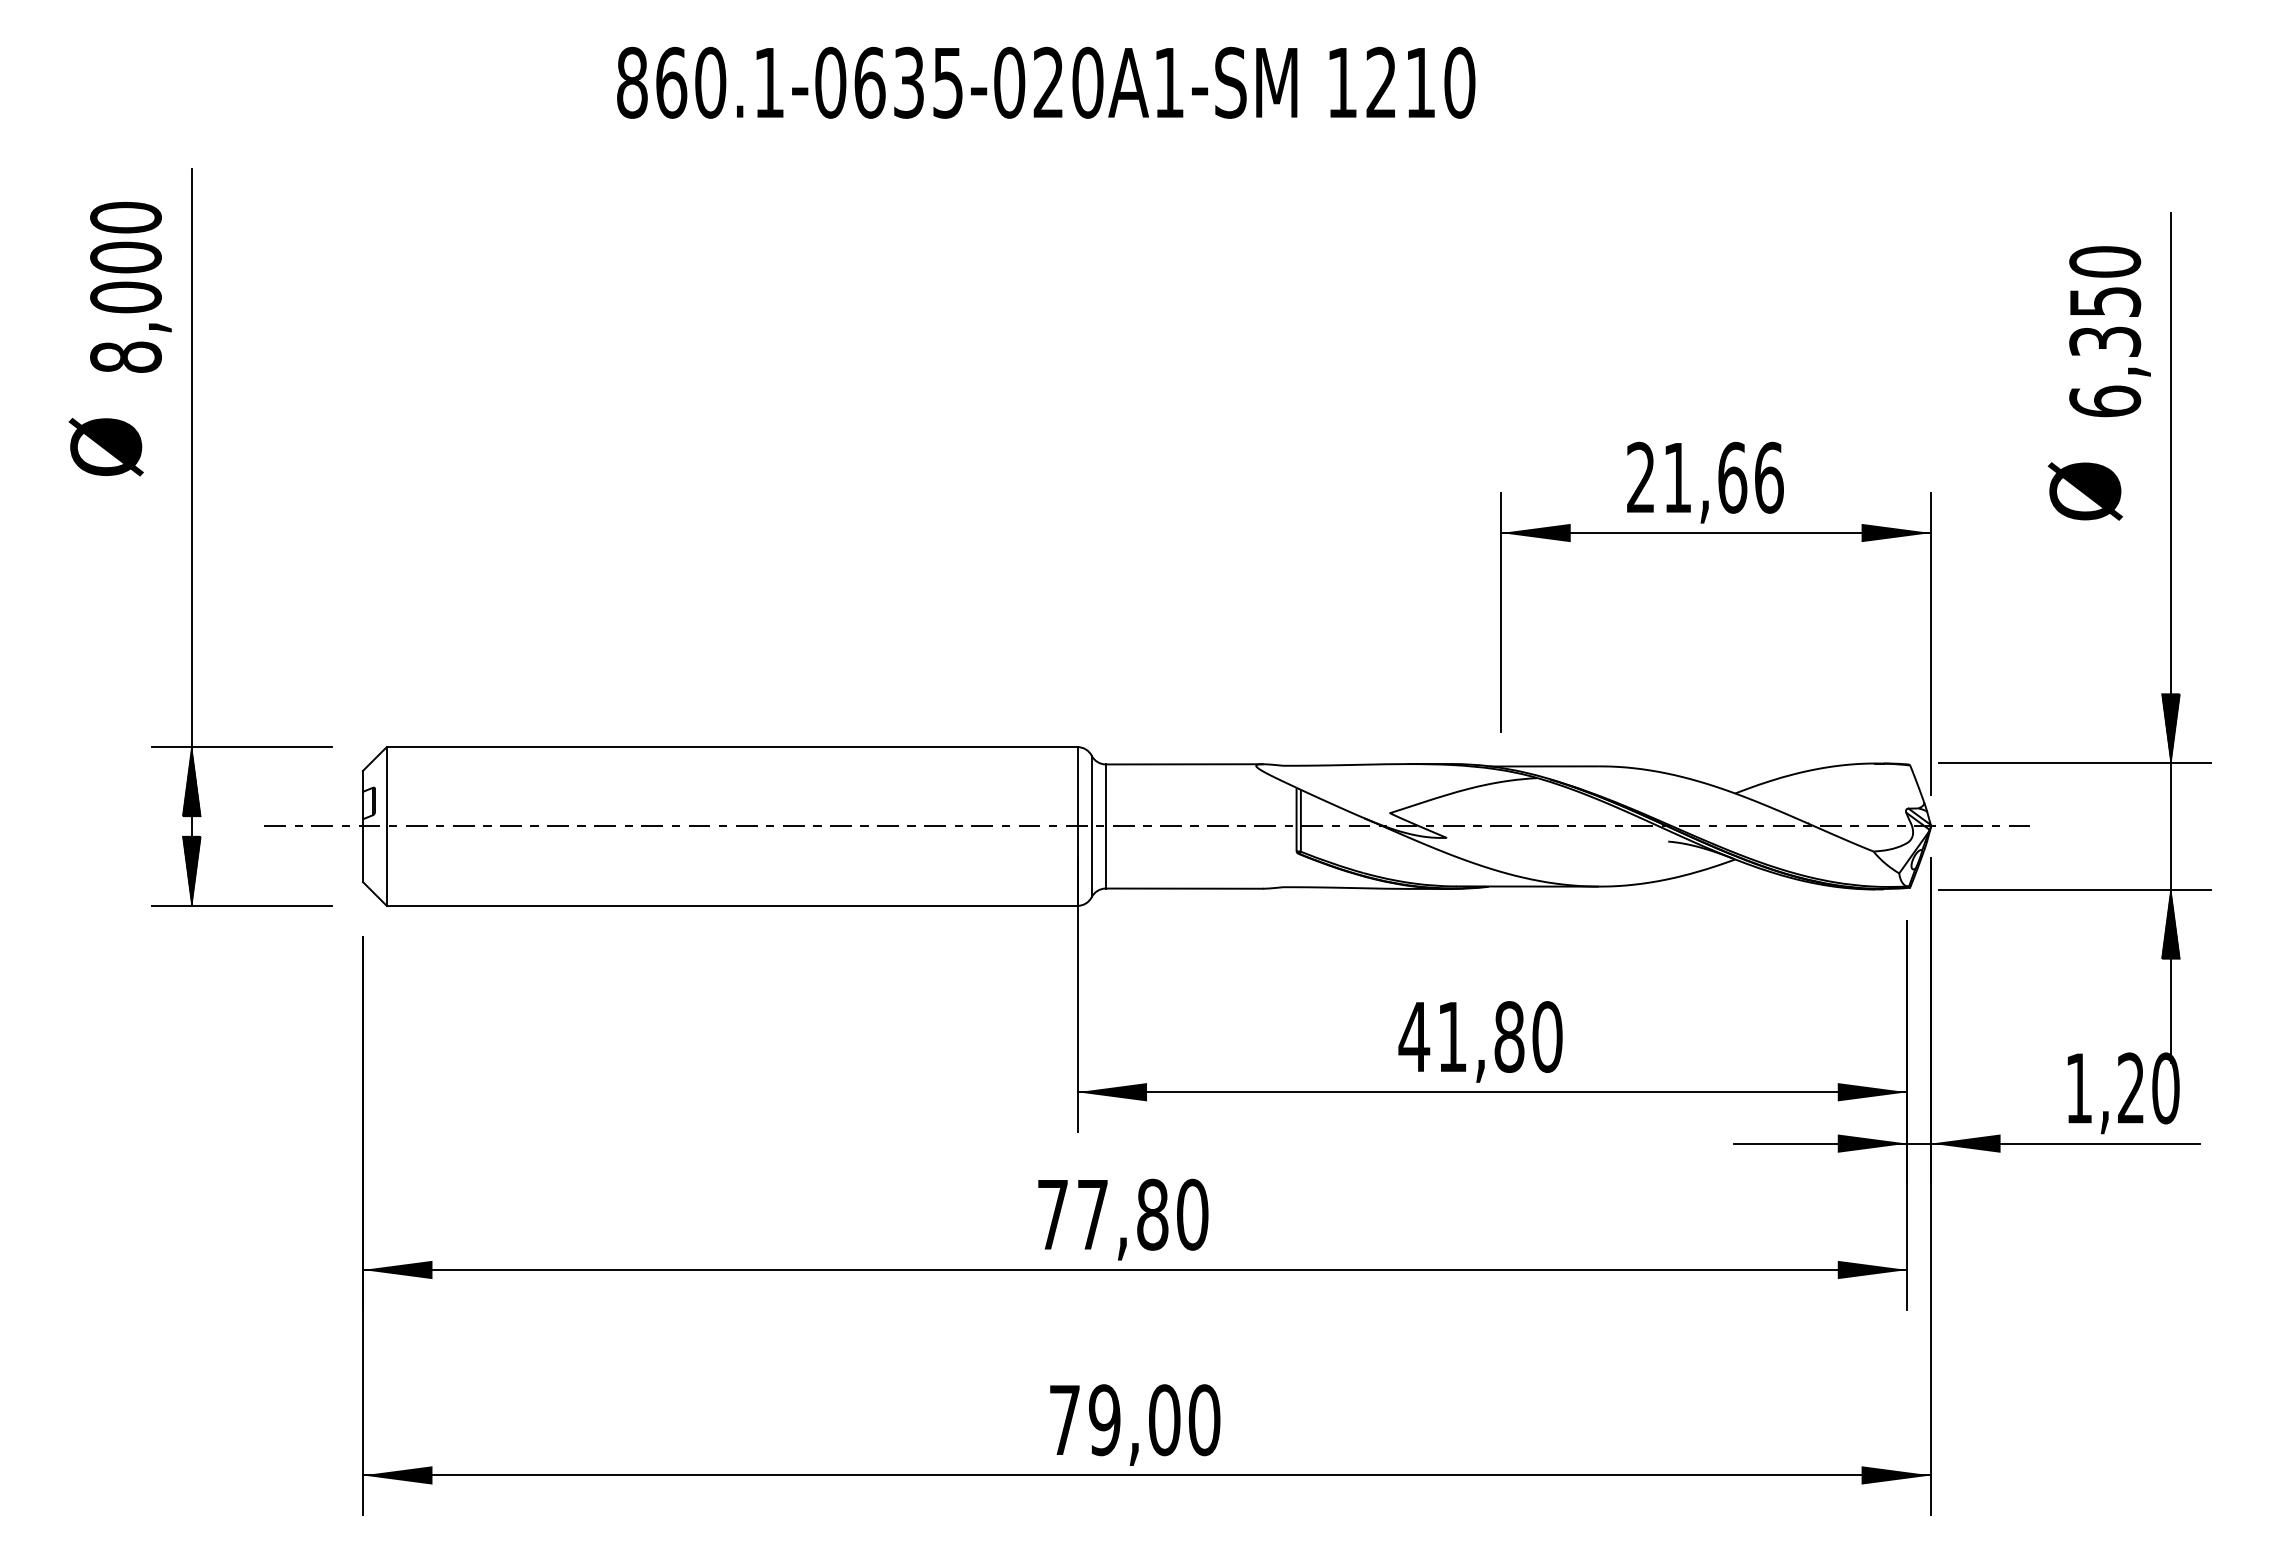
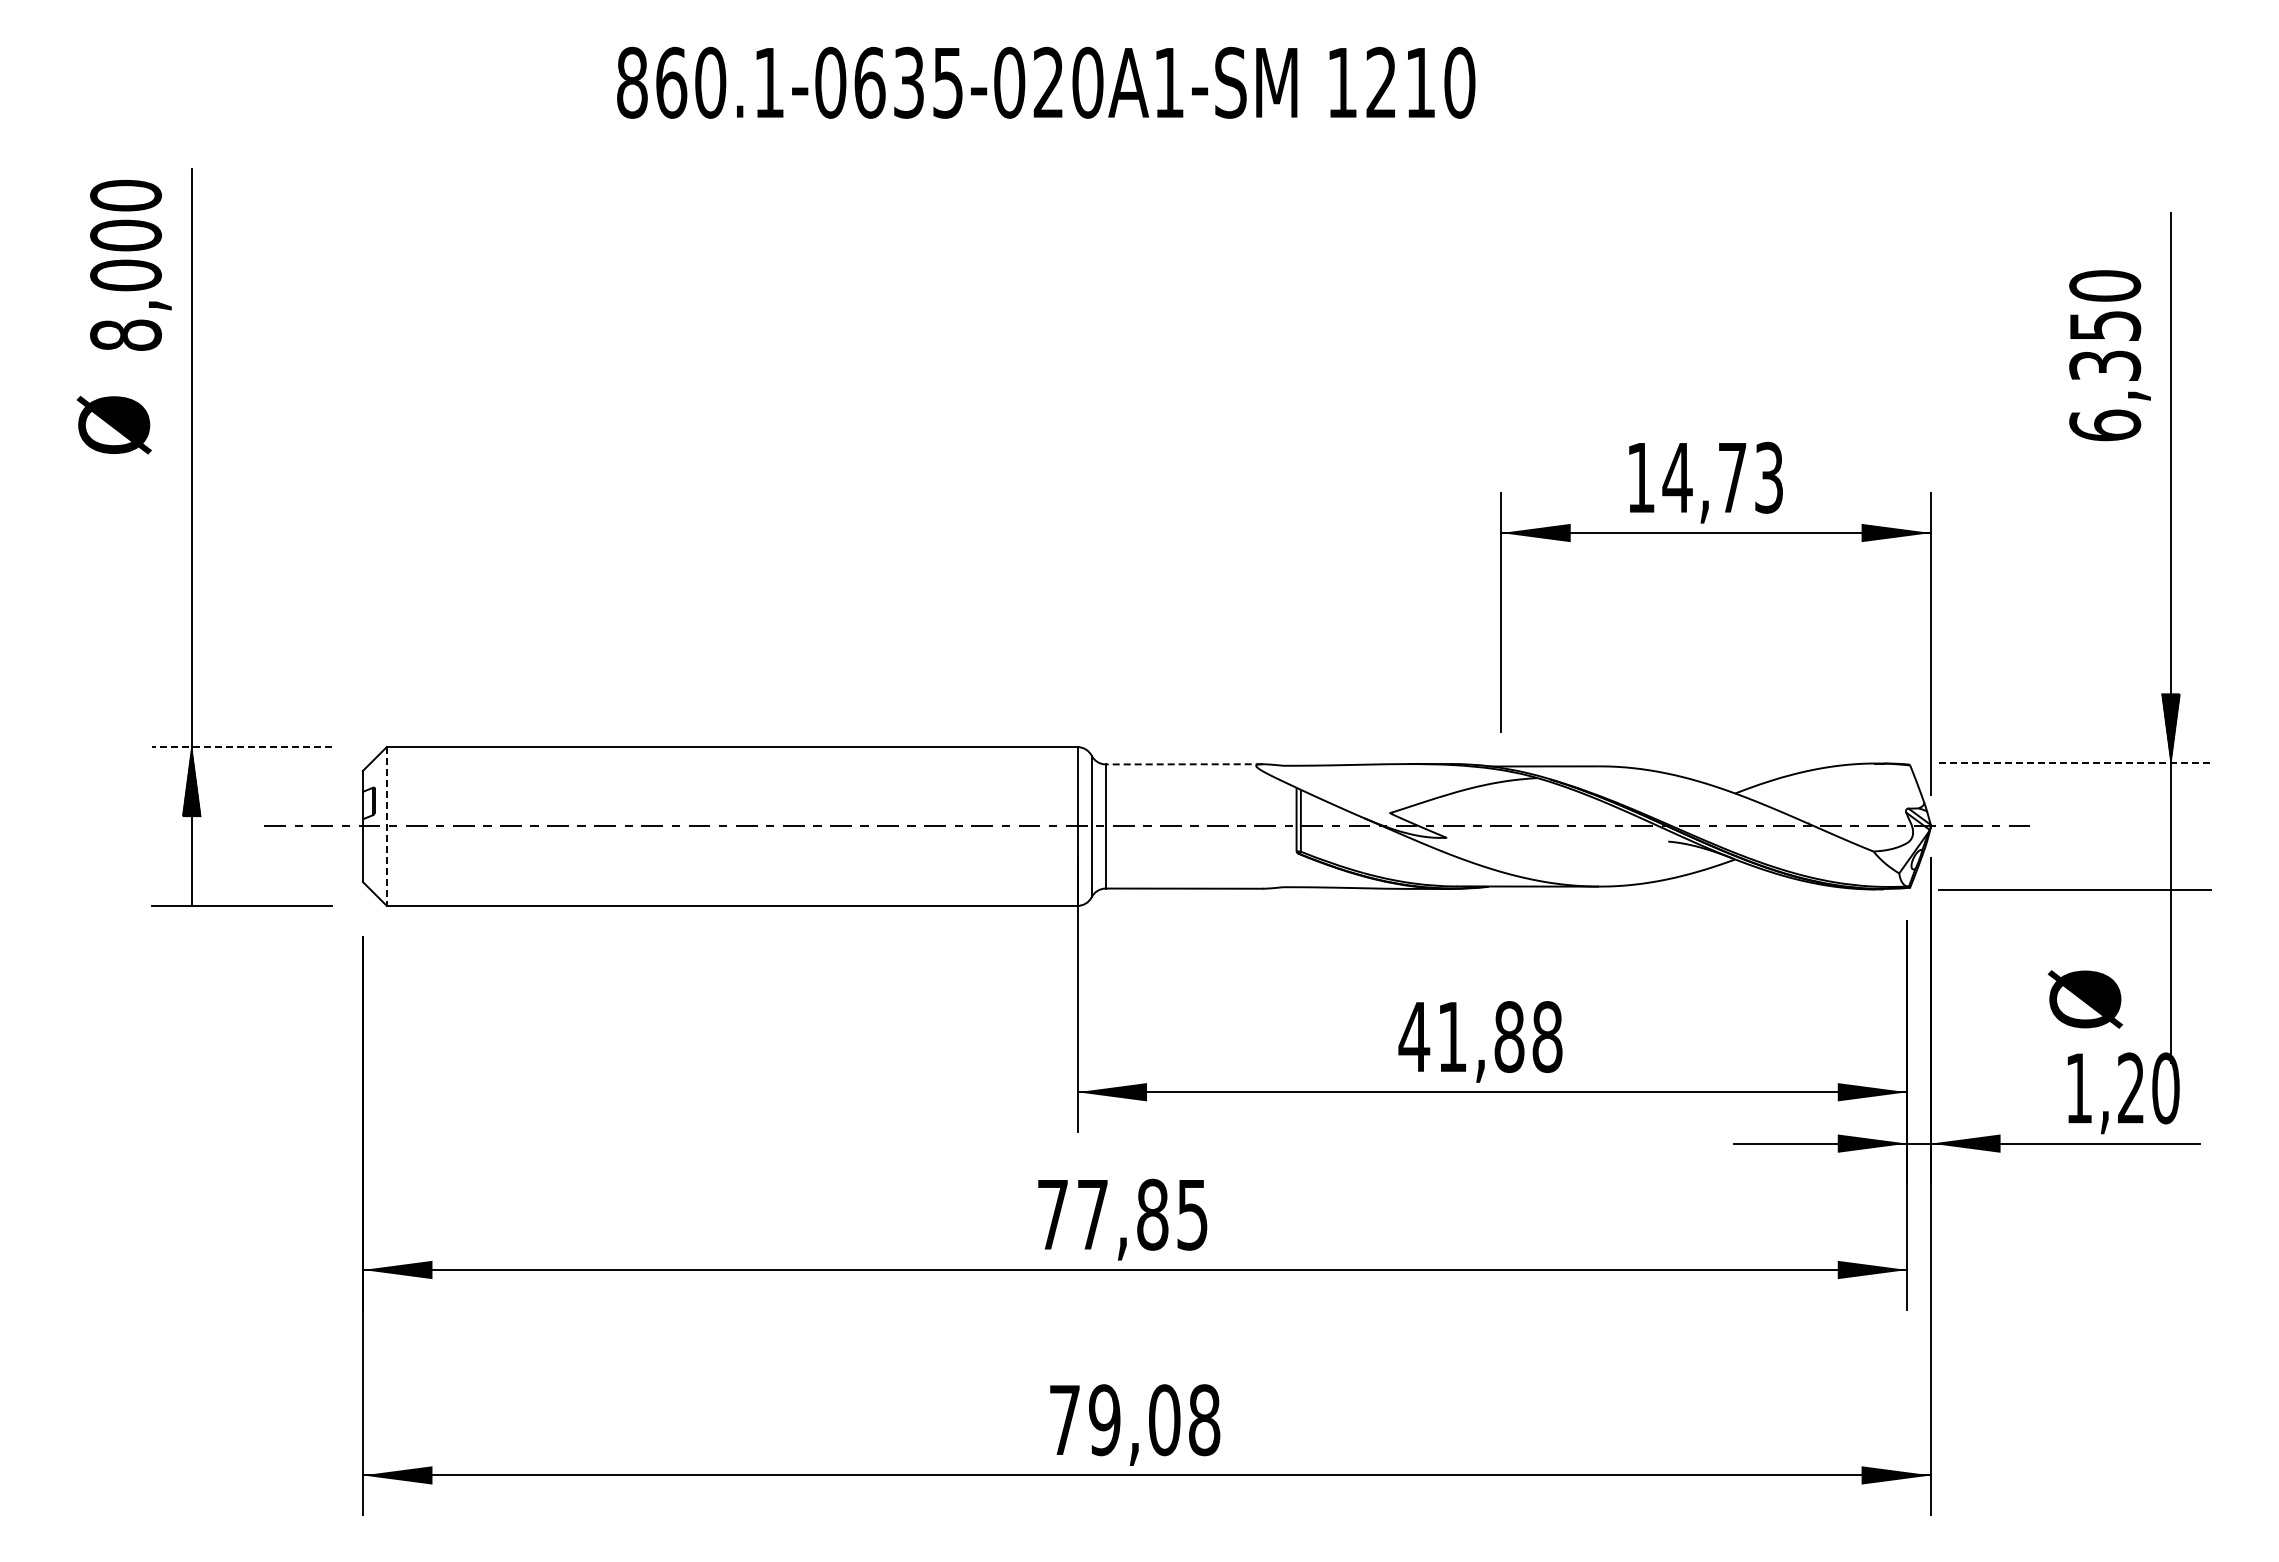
text position: (130, 287) -> (130, 265) (130, 265)
text position: (2109, 331) -> (2109, 355) (2109, 355)
text position: (105, 447) -> (113, 425) (113, 425)
text: 21,66 -> 14,73 (1705, 477)
text position: (2084, 491) -> (2084, 999) (2084, 999)
line: solid -> dashed (241, 747)
line: solid -> dashed (2074, 763)
line: solid -> dashed (1183, 764)
line: solid -> dashed (386, 826)
hatch: present -> none (191, 870)
hatch: present -> none (2170, 923)
text: 41,80 -> 41,88 (1547, 1036)
text: 77,80 -> 77,85 (1192, 1214)
text: 79,00 -> 79,08 (1204, 1419)
